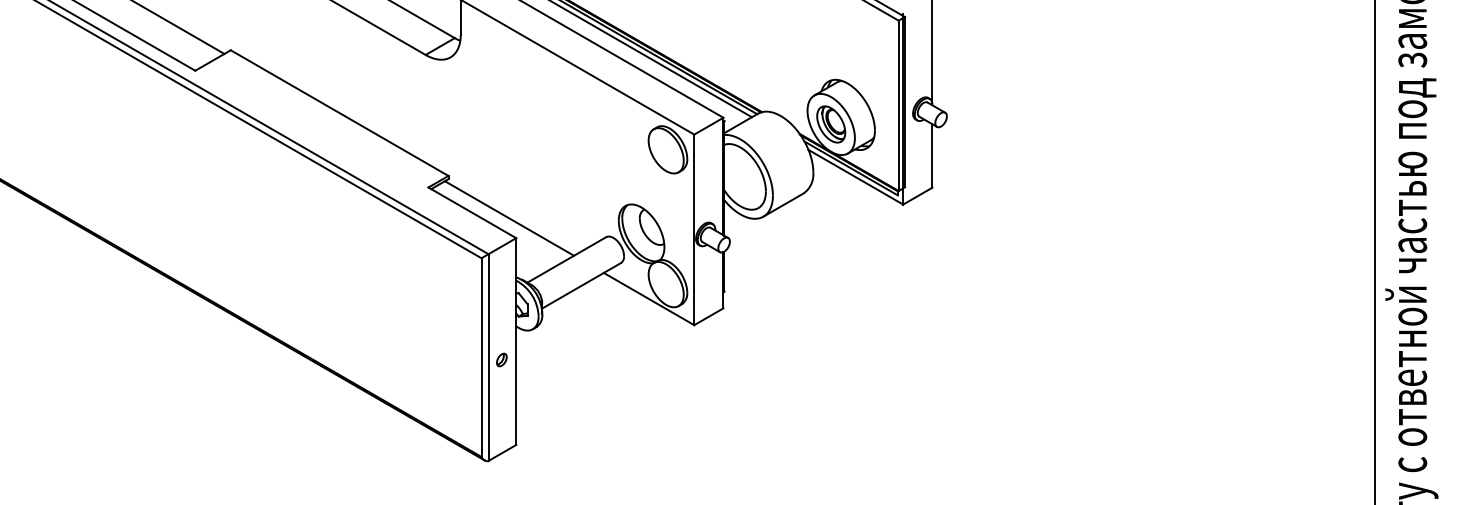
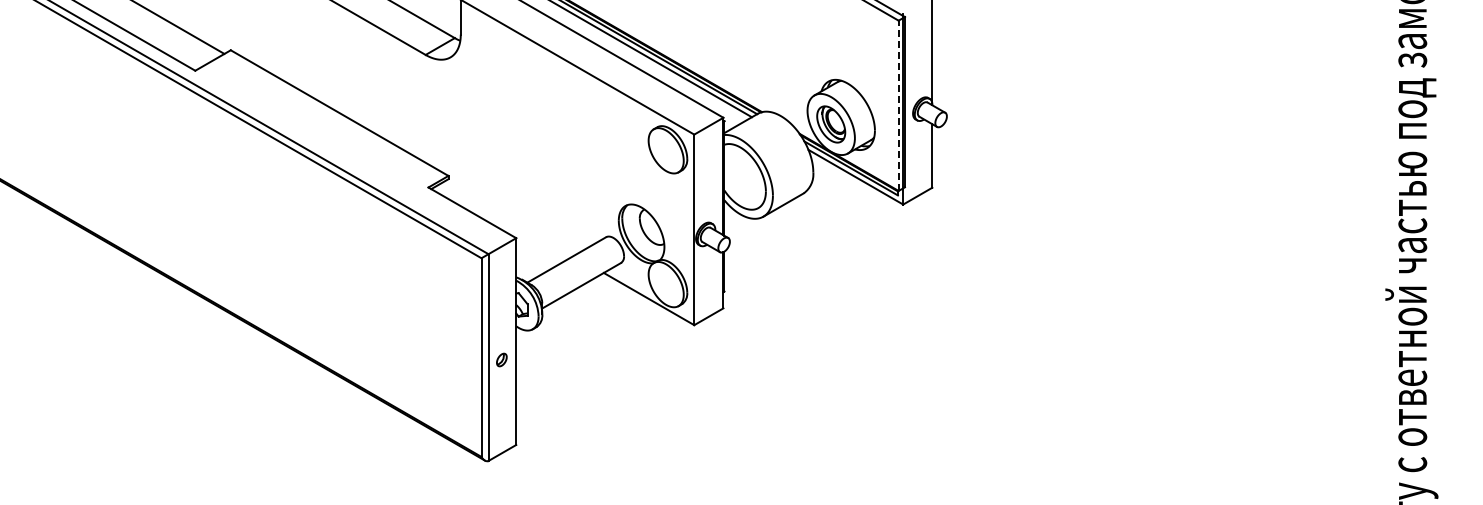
line: solid -> dashed (898, 105)
line: present -> none (509, 218)
line: present -> none (1375, 251)
